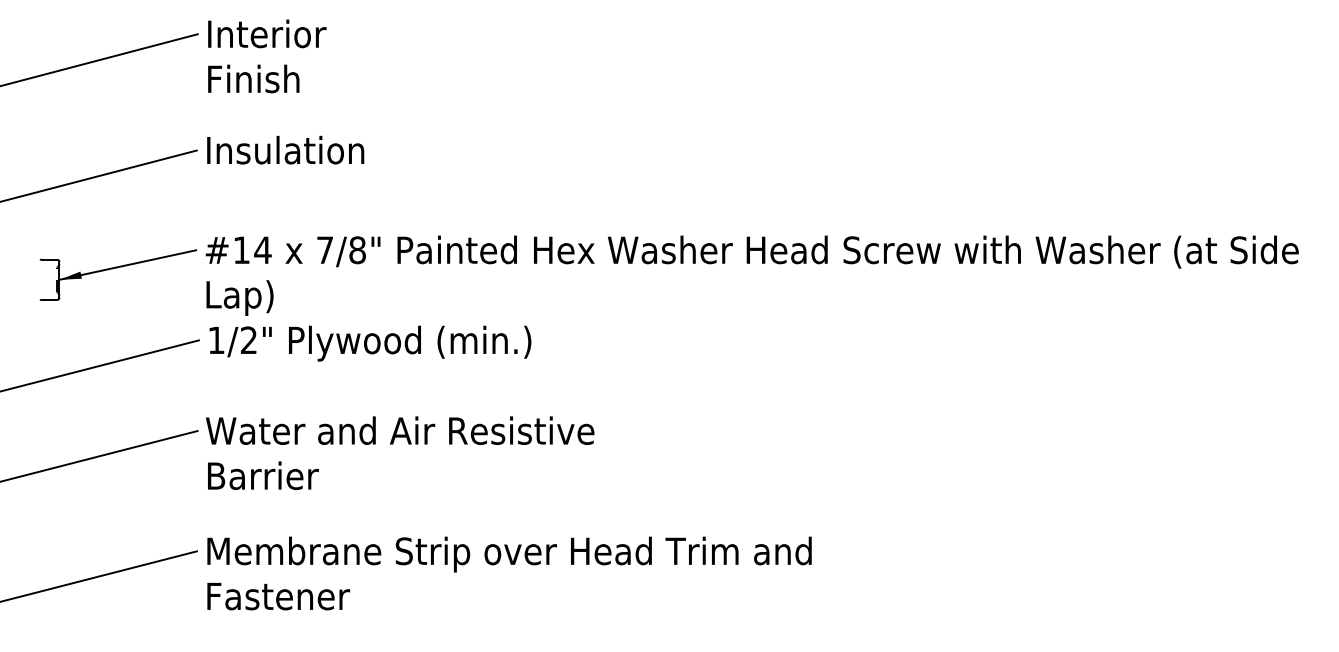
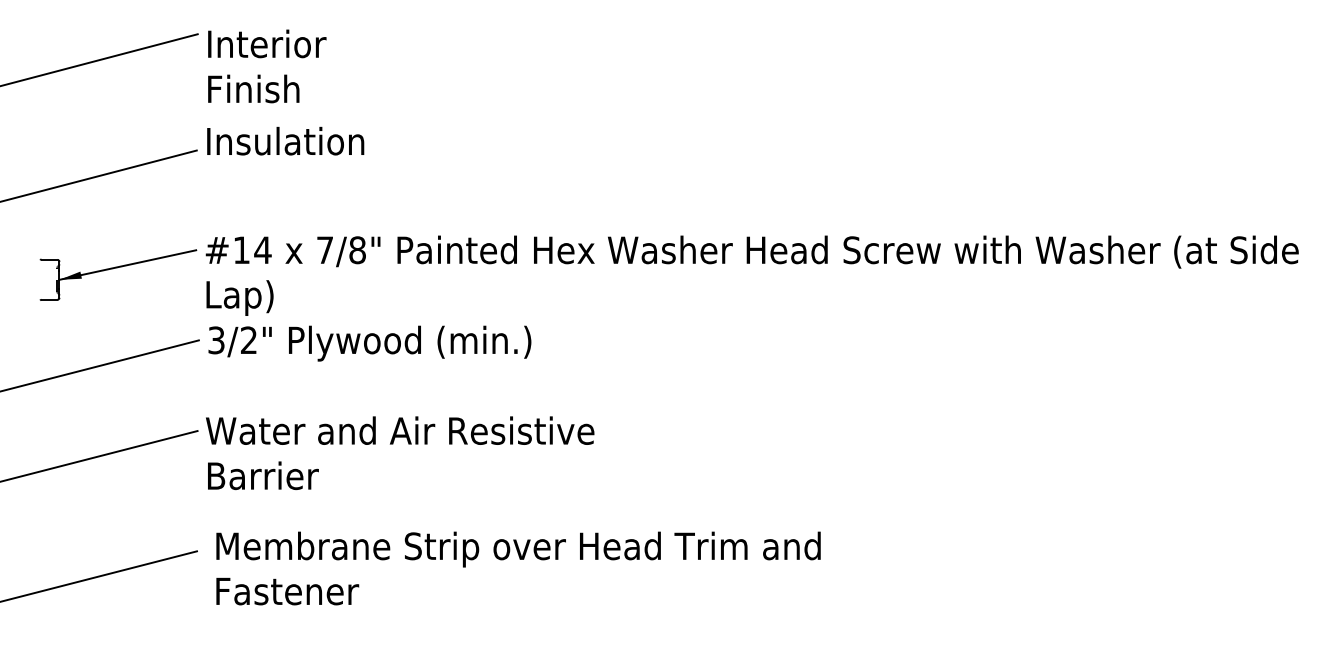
text position: (267, 56) -> (267, 66) (267, 66)
text position: (285, 149) -> (285, 140) (285, 140)
text: 1/2" -> 3/2" (216, 340)
text position: (509, 573) -> (518, 568) (518, 568)
